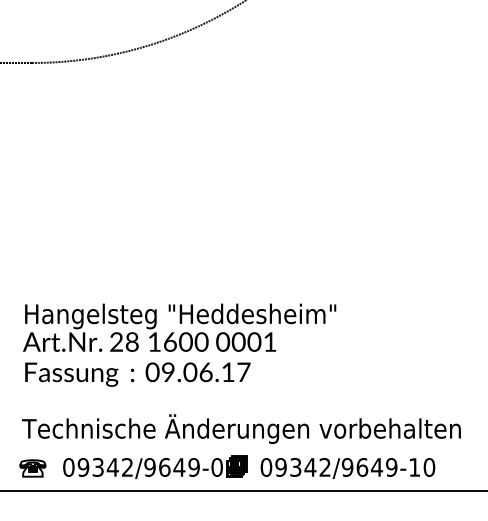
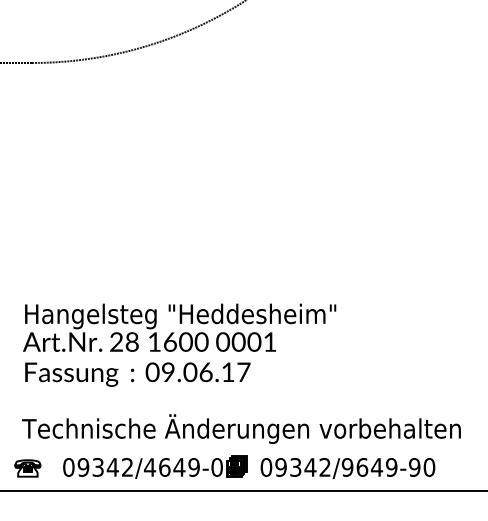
text: 09342/9649-0 -> 09342/4649-0 (150, 467)
text: 09342/9649-10 -> 09342/9649-90 (414, 467)
part position: (32, 468) -> (27, 468) (27, 468)
